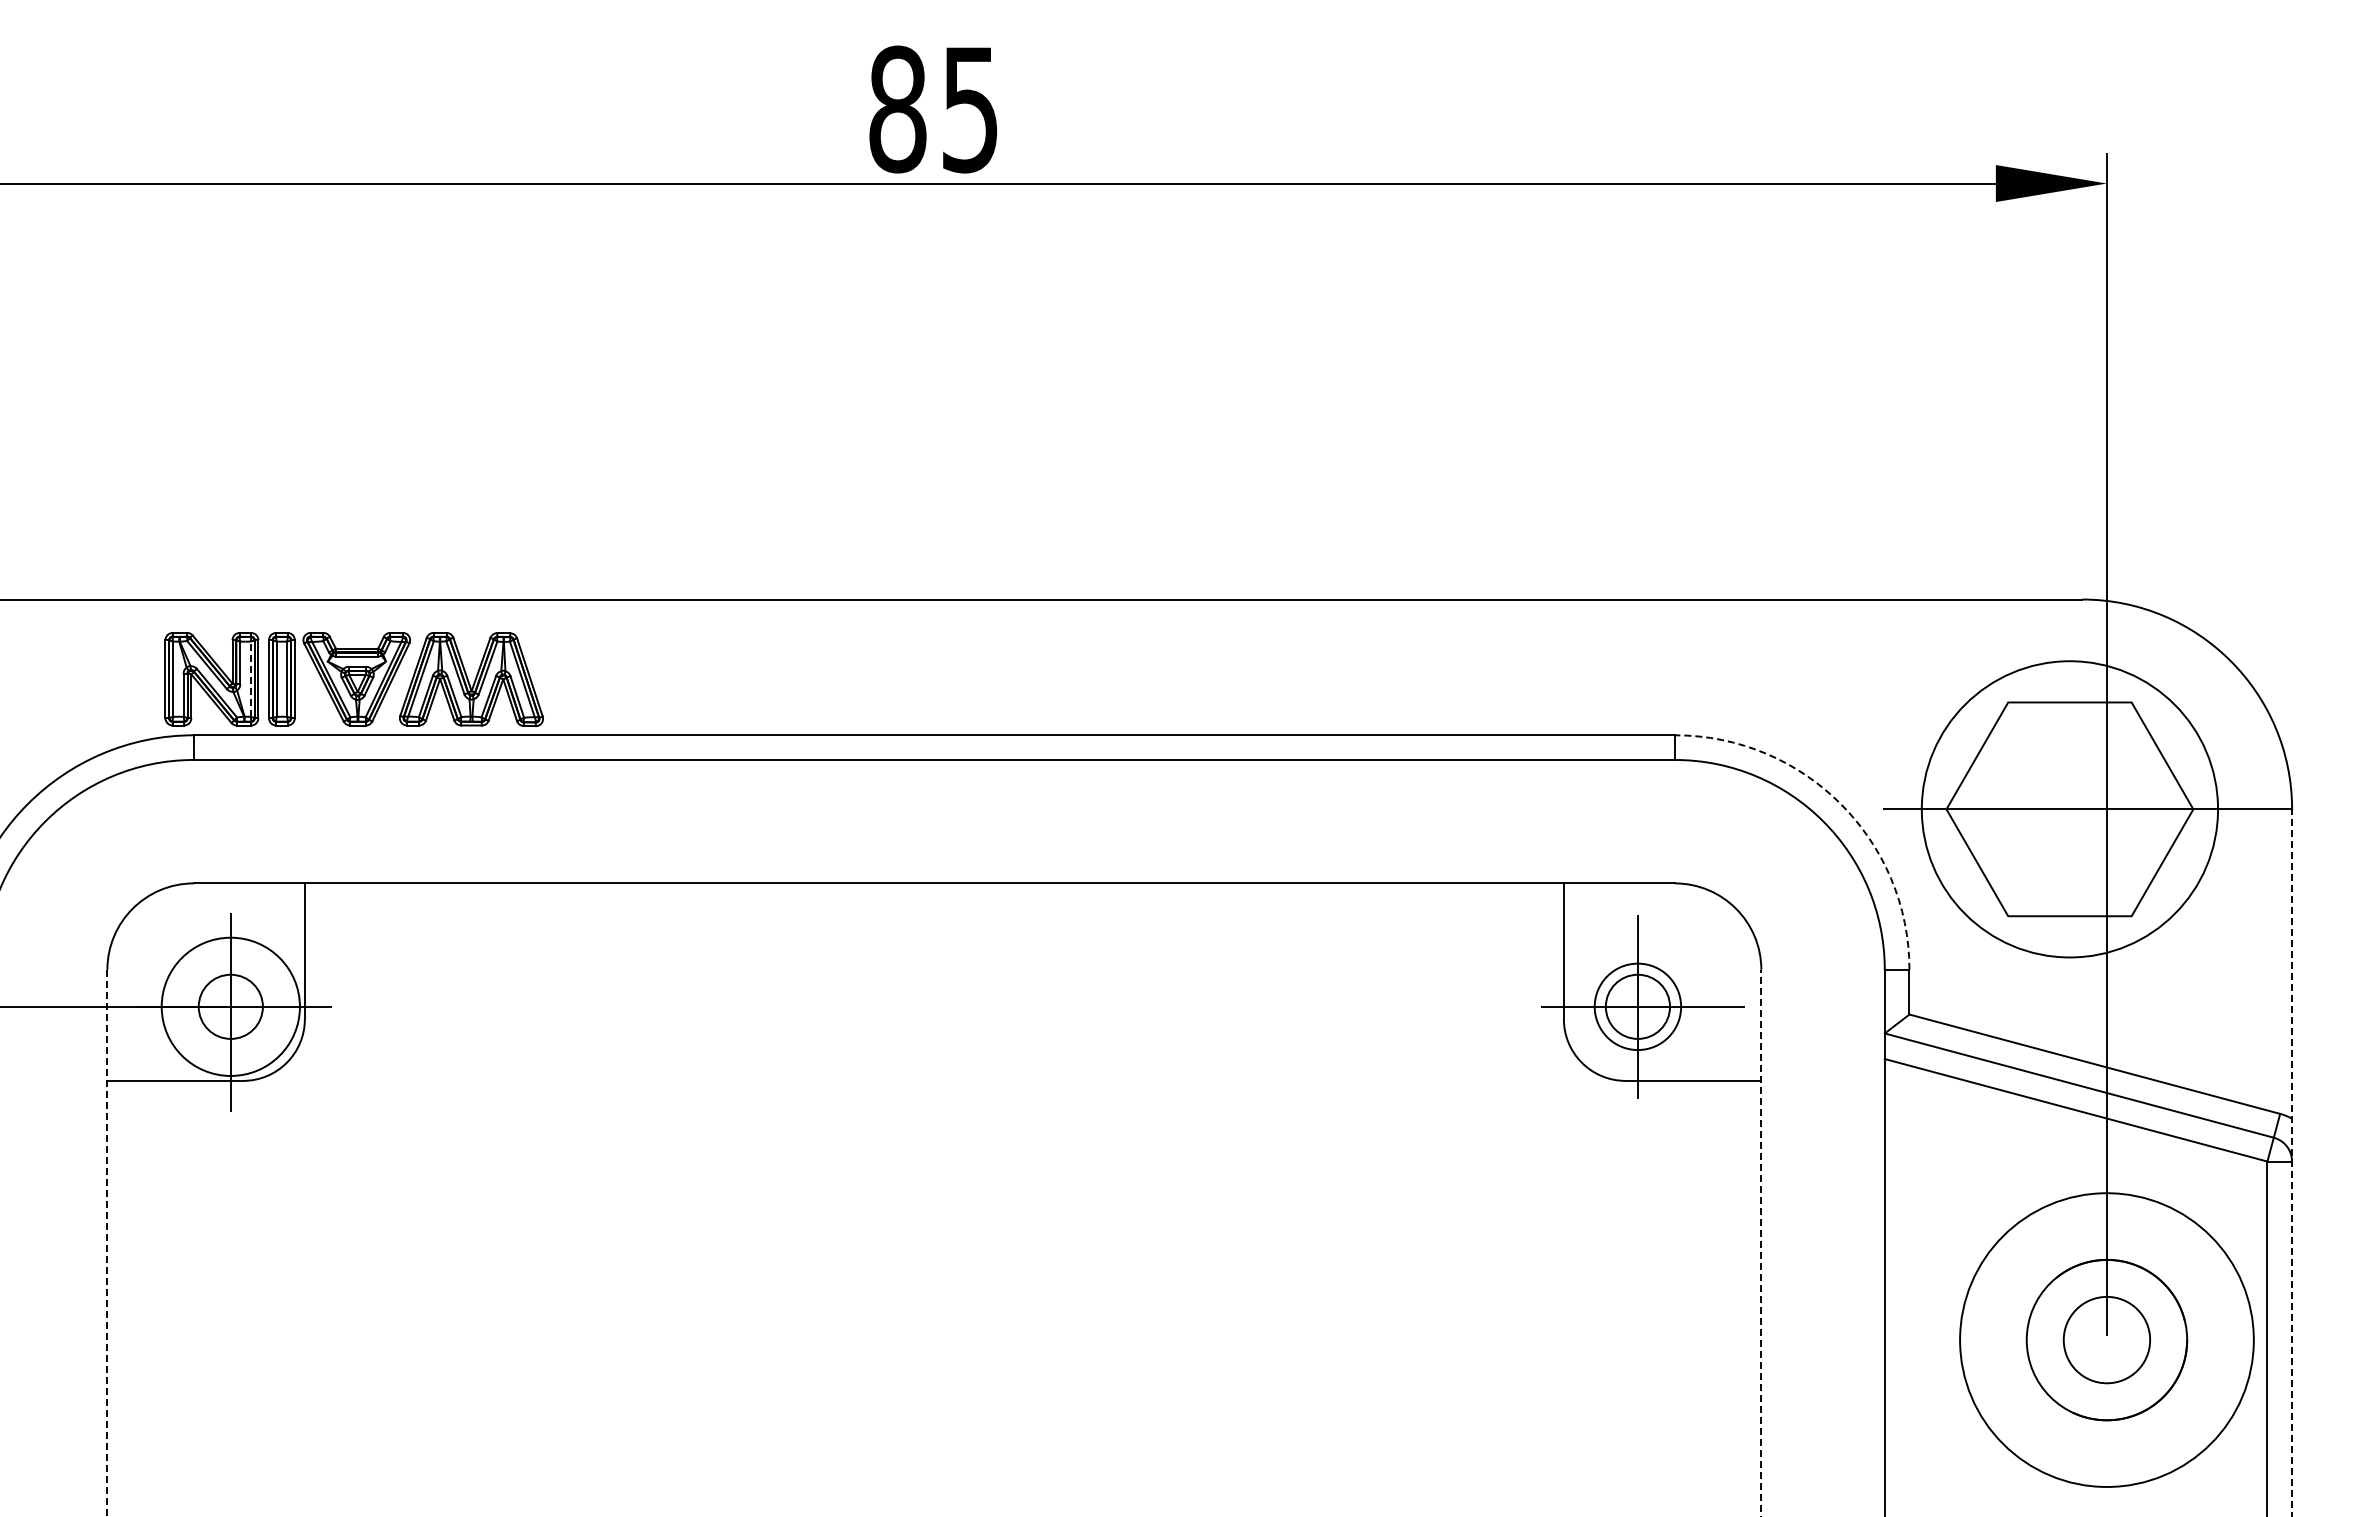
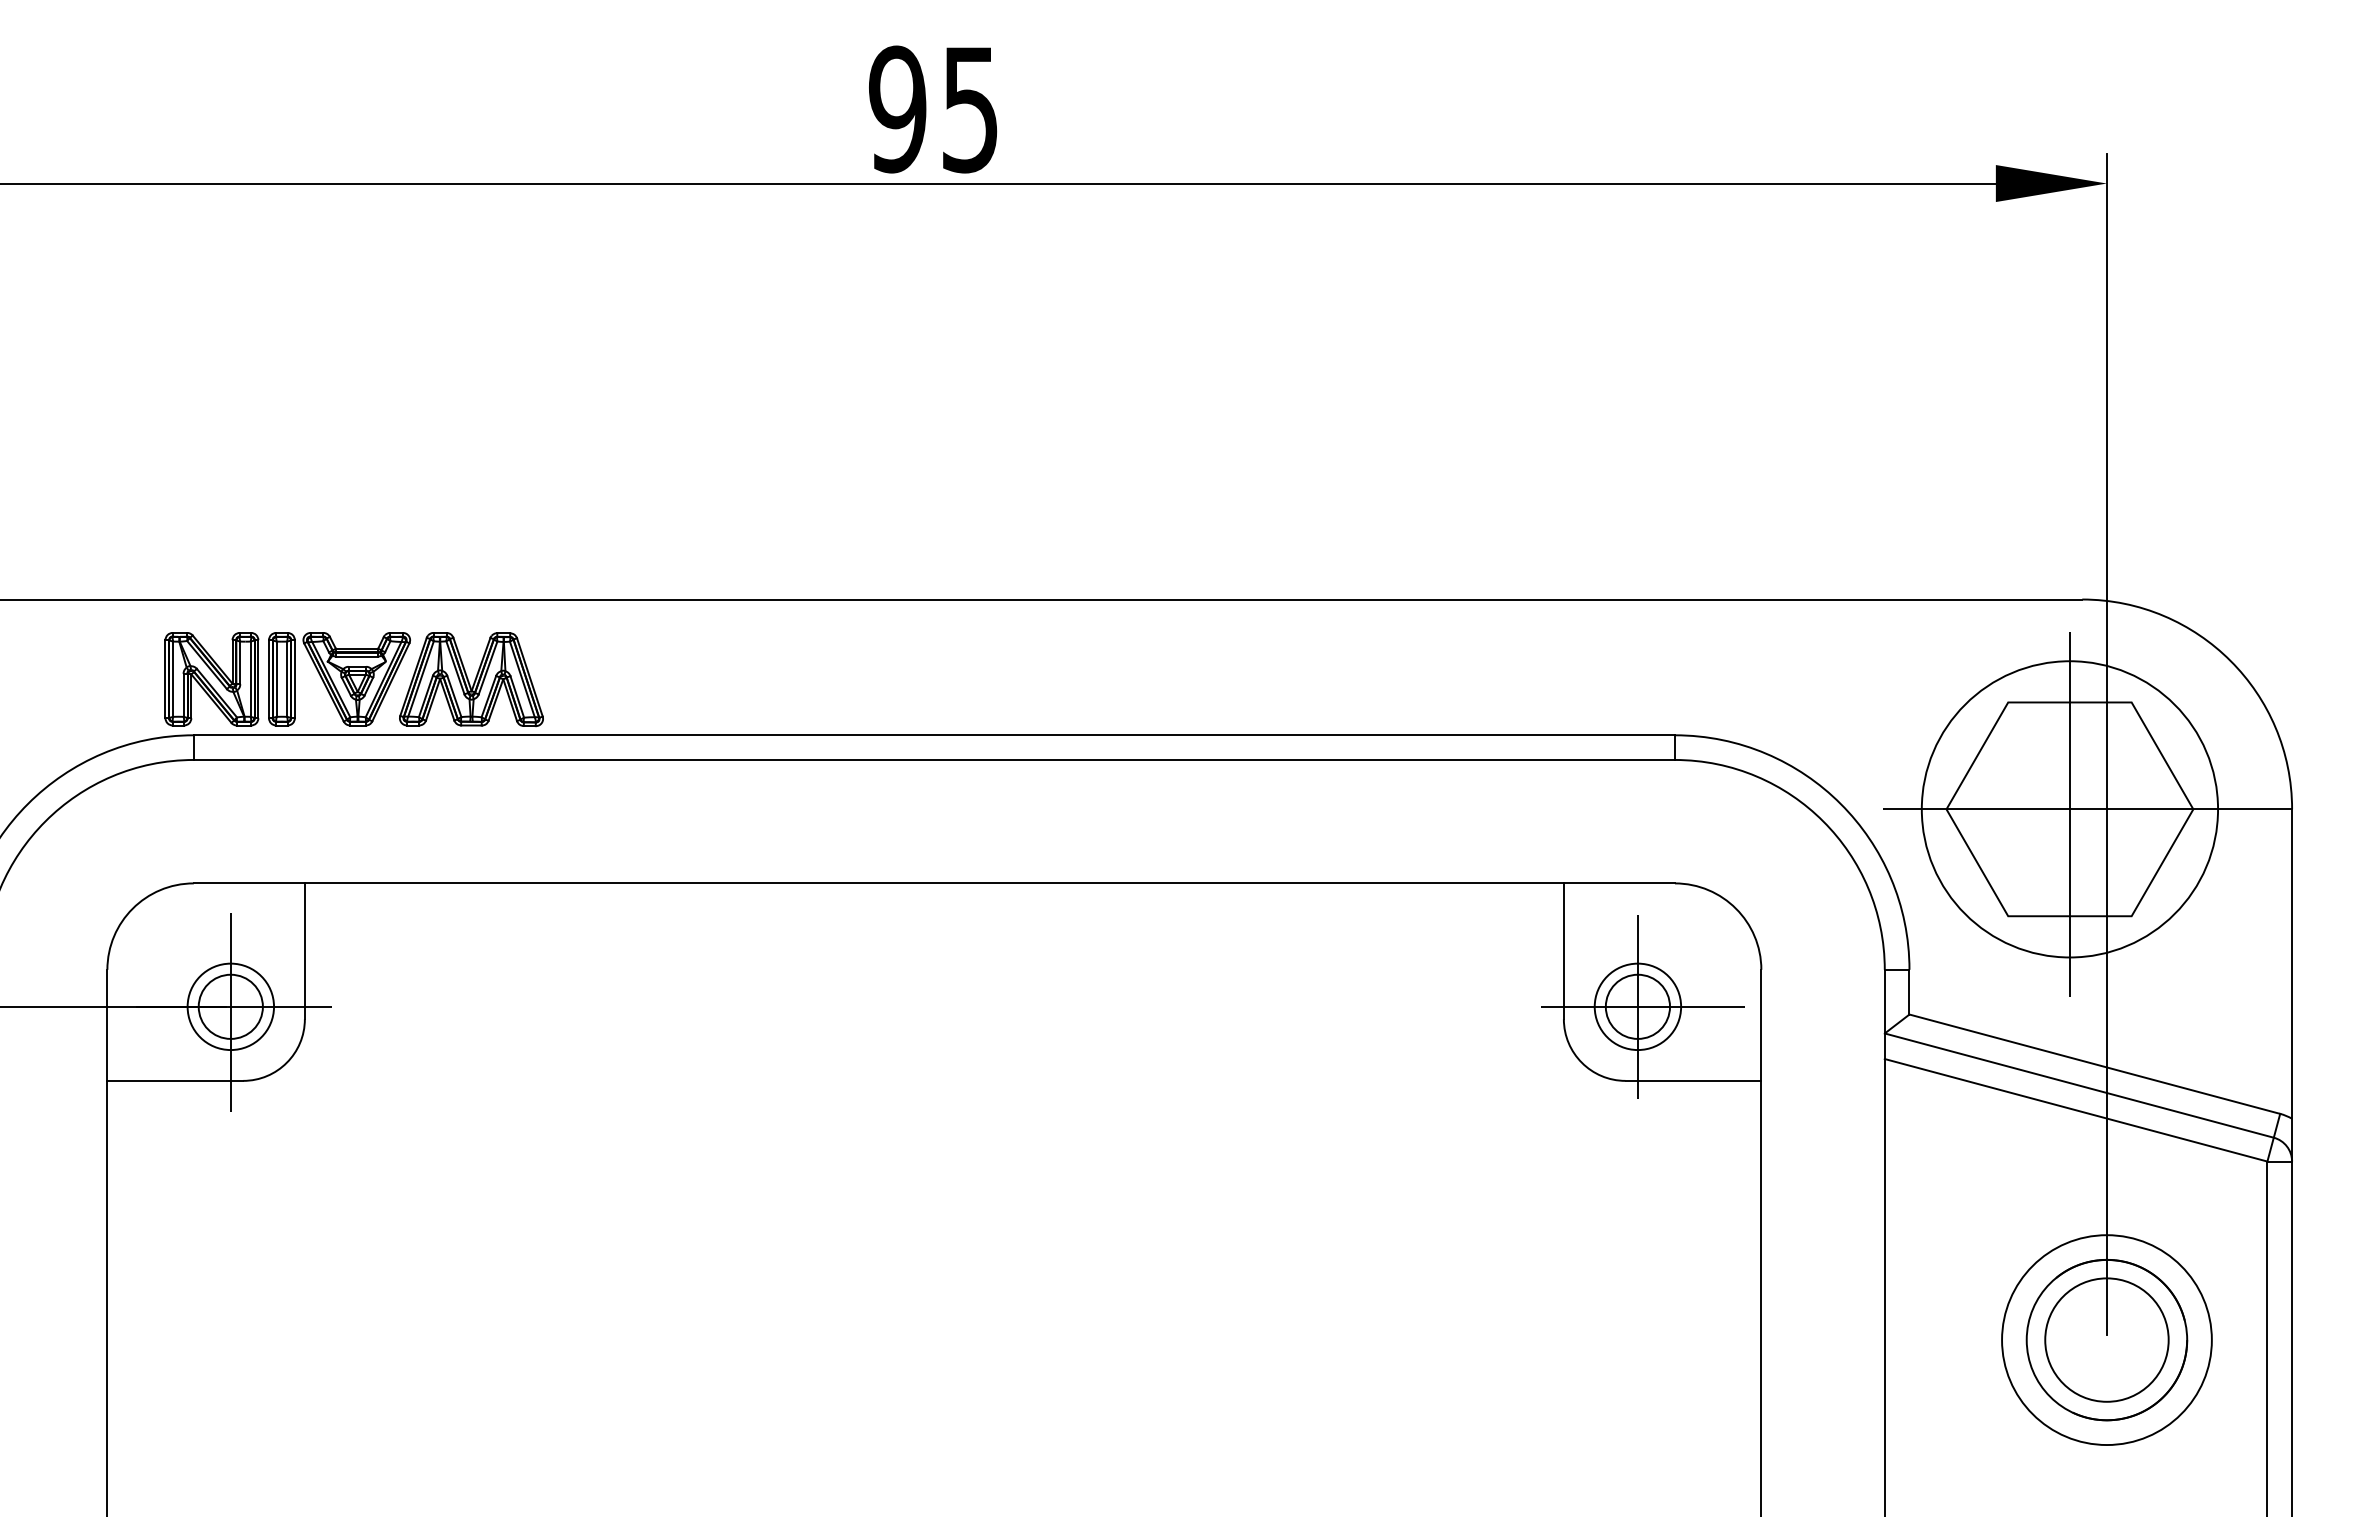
text: 85 -> 95 (897, 109)
line: dashed -> solid (250, 679)
arc: dashed -> solid (1840, 803)
line: none -> present (2069, 814)
circle diameter: 138 px -> 86 px (230, 1006)
line: dashed -> solid (2292, 1162)
line: dashed -> solid (1761, 1242)
line: dashed -> solid (107, 1243)
circle diameter: 294 px -> 210 px (2106, 1340)
circle diameter: 86 px -> 123 px (2106, 1339)
